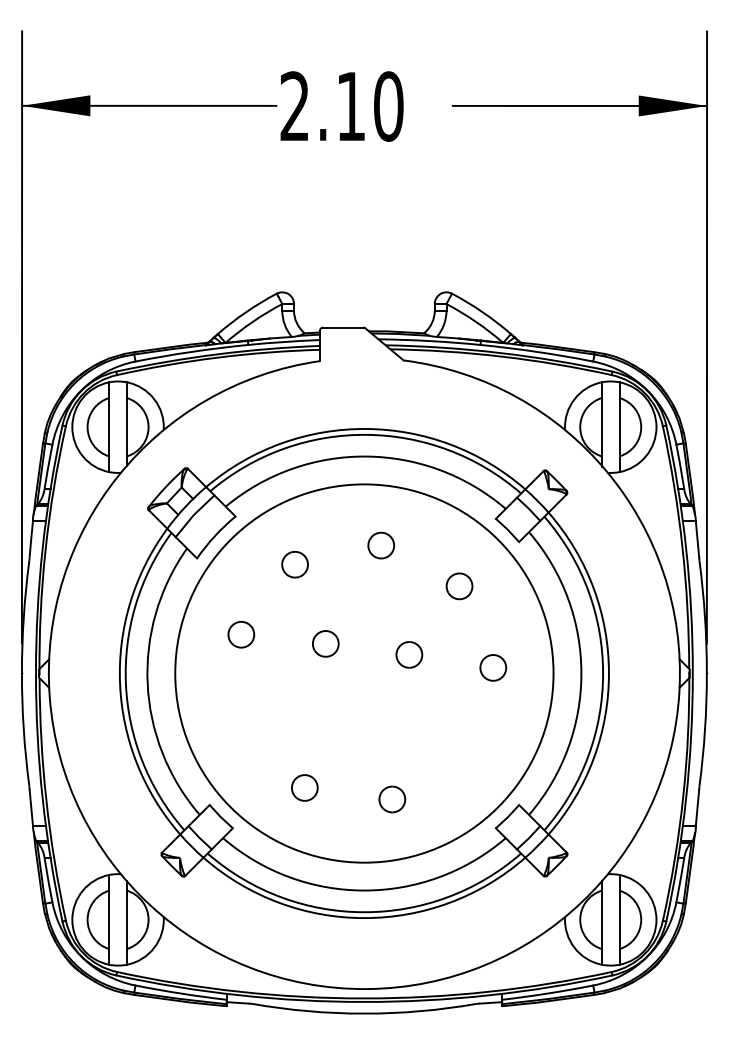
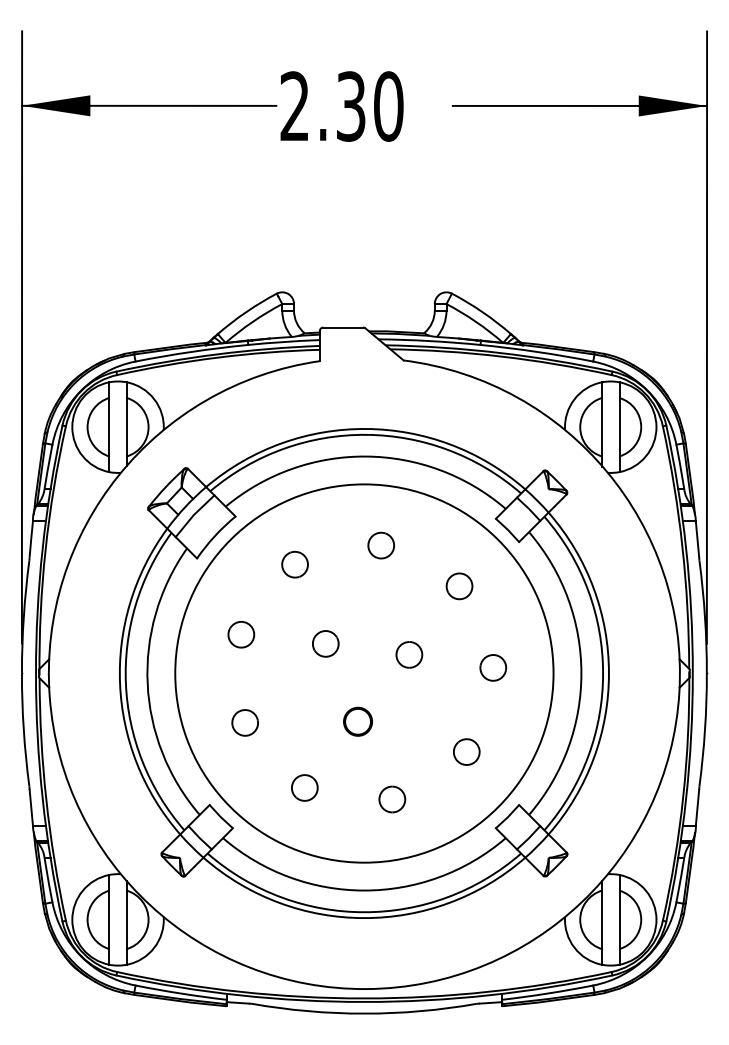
text: 2.10 -> 2.30 (351, 106)
circle: none -> present (357, 721)
part: none -> present (244, 722)
part: none -> present (466, 751)
